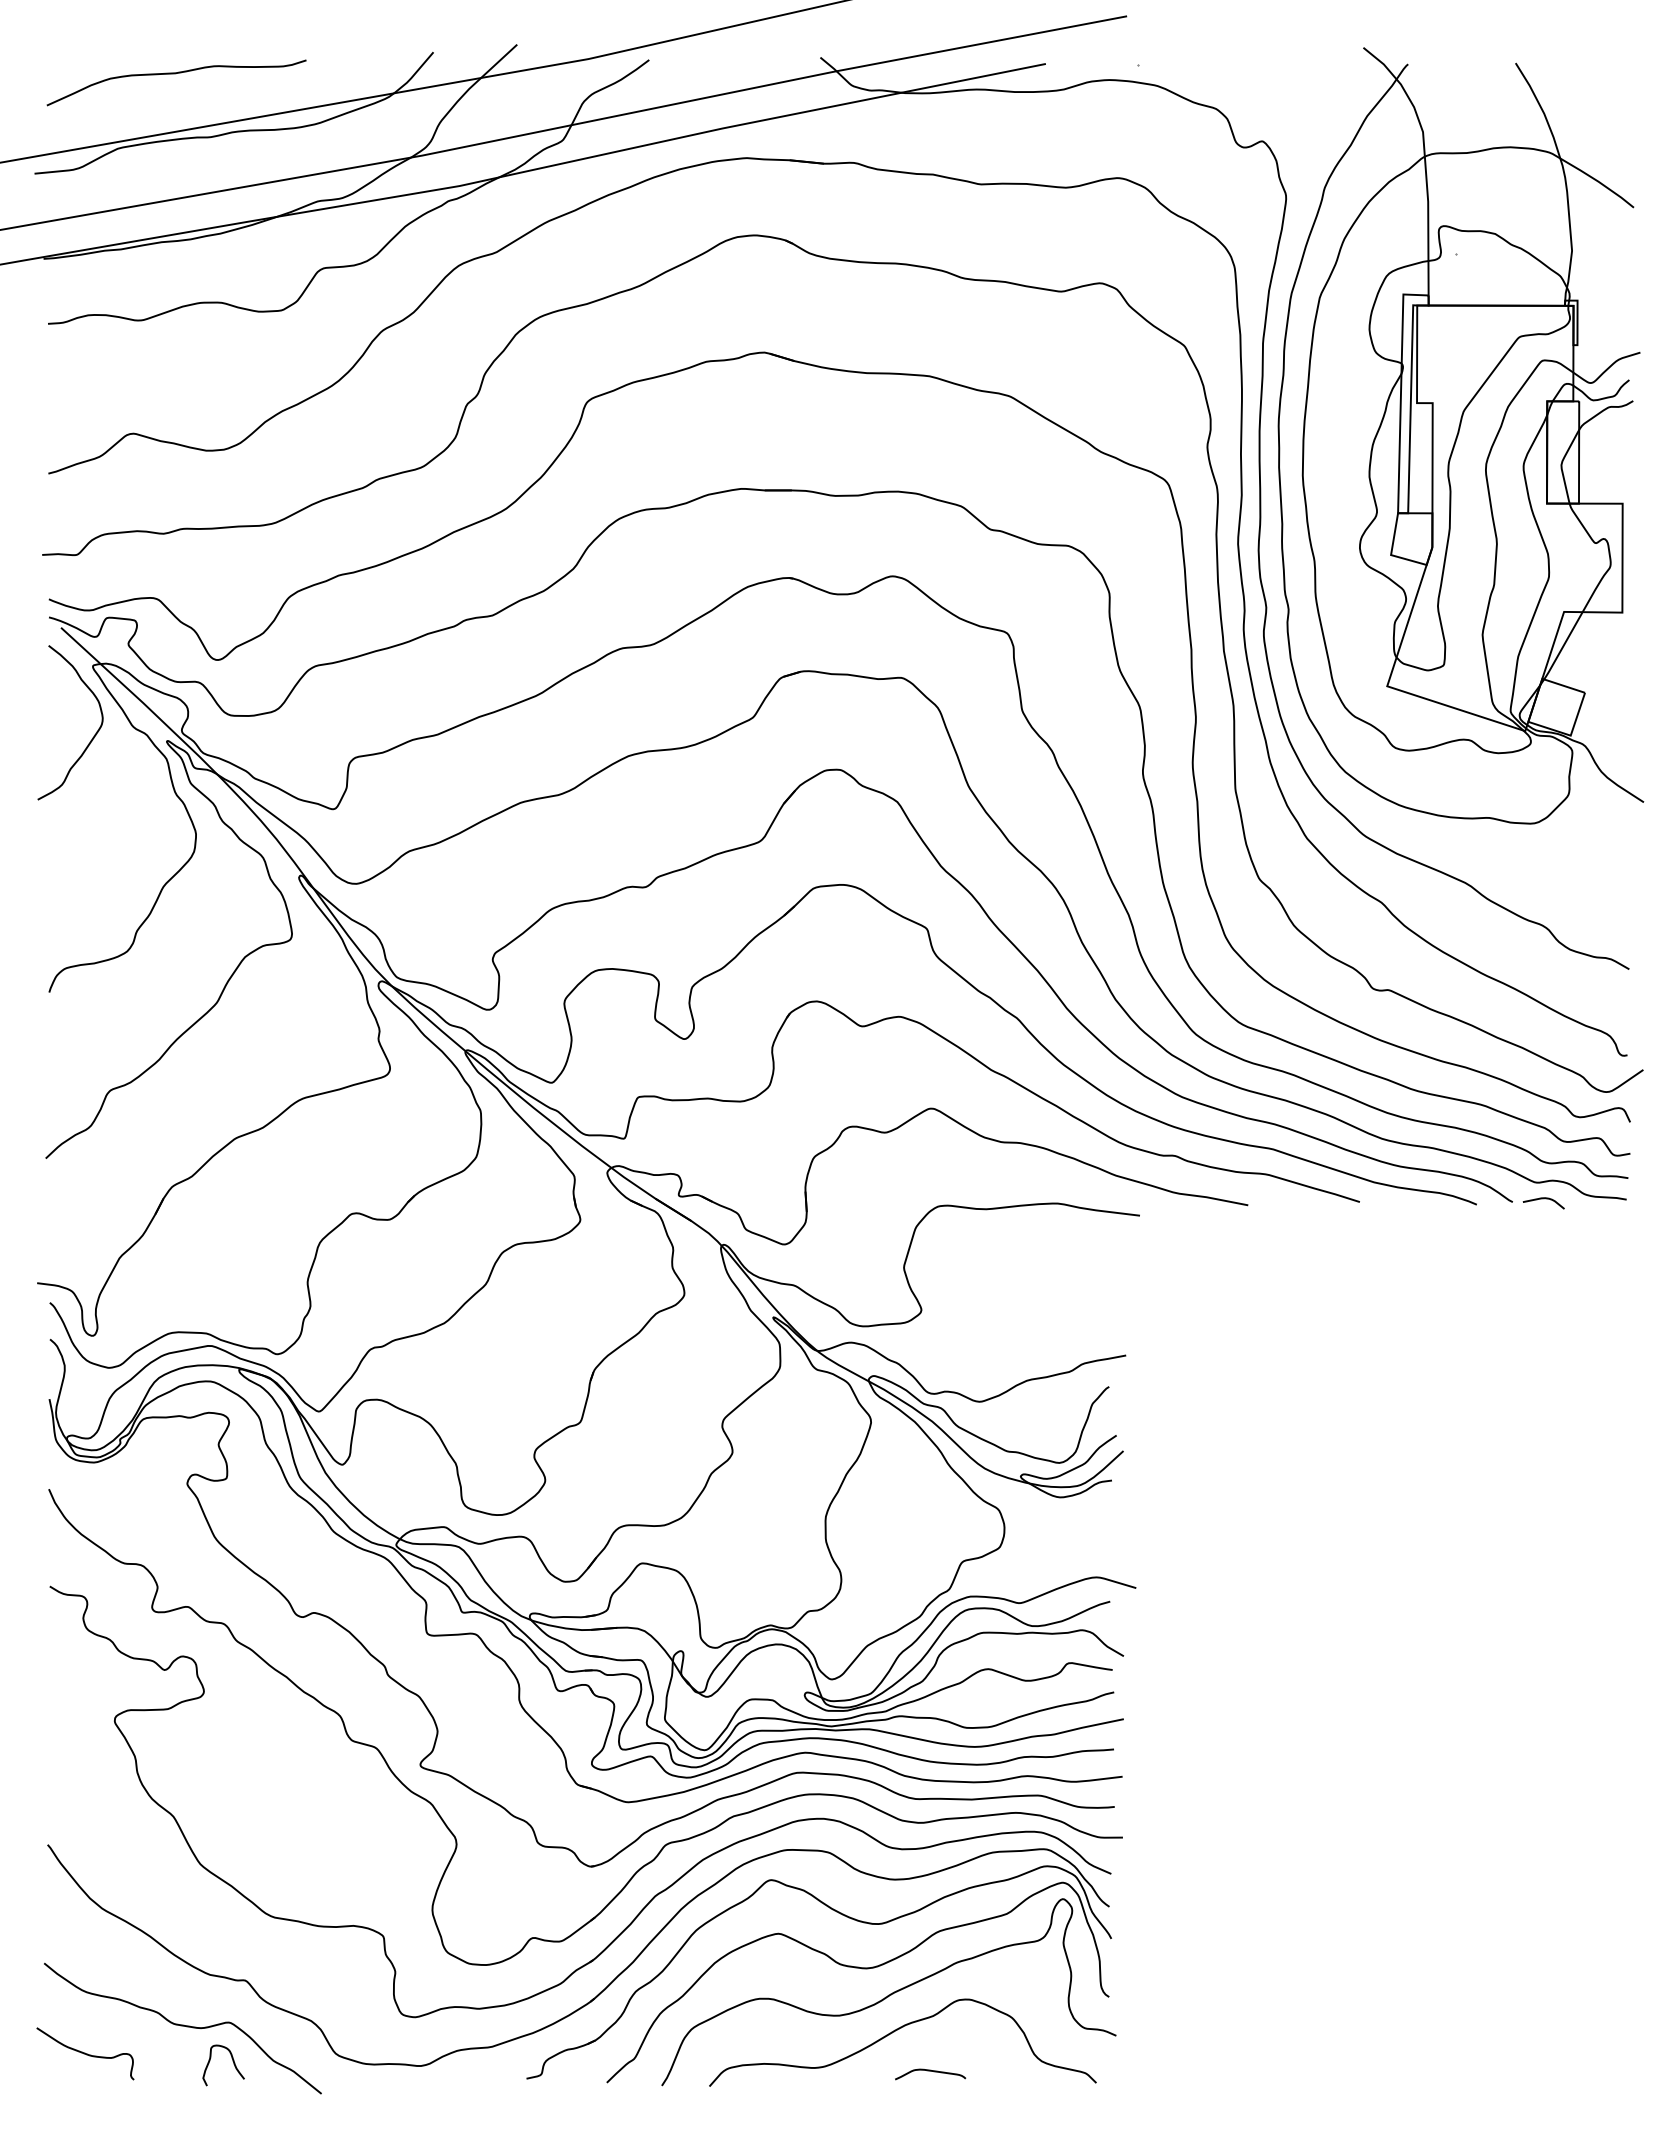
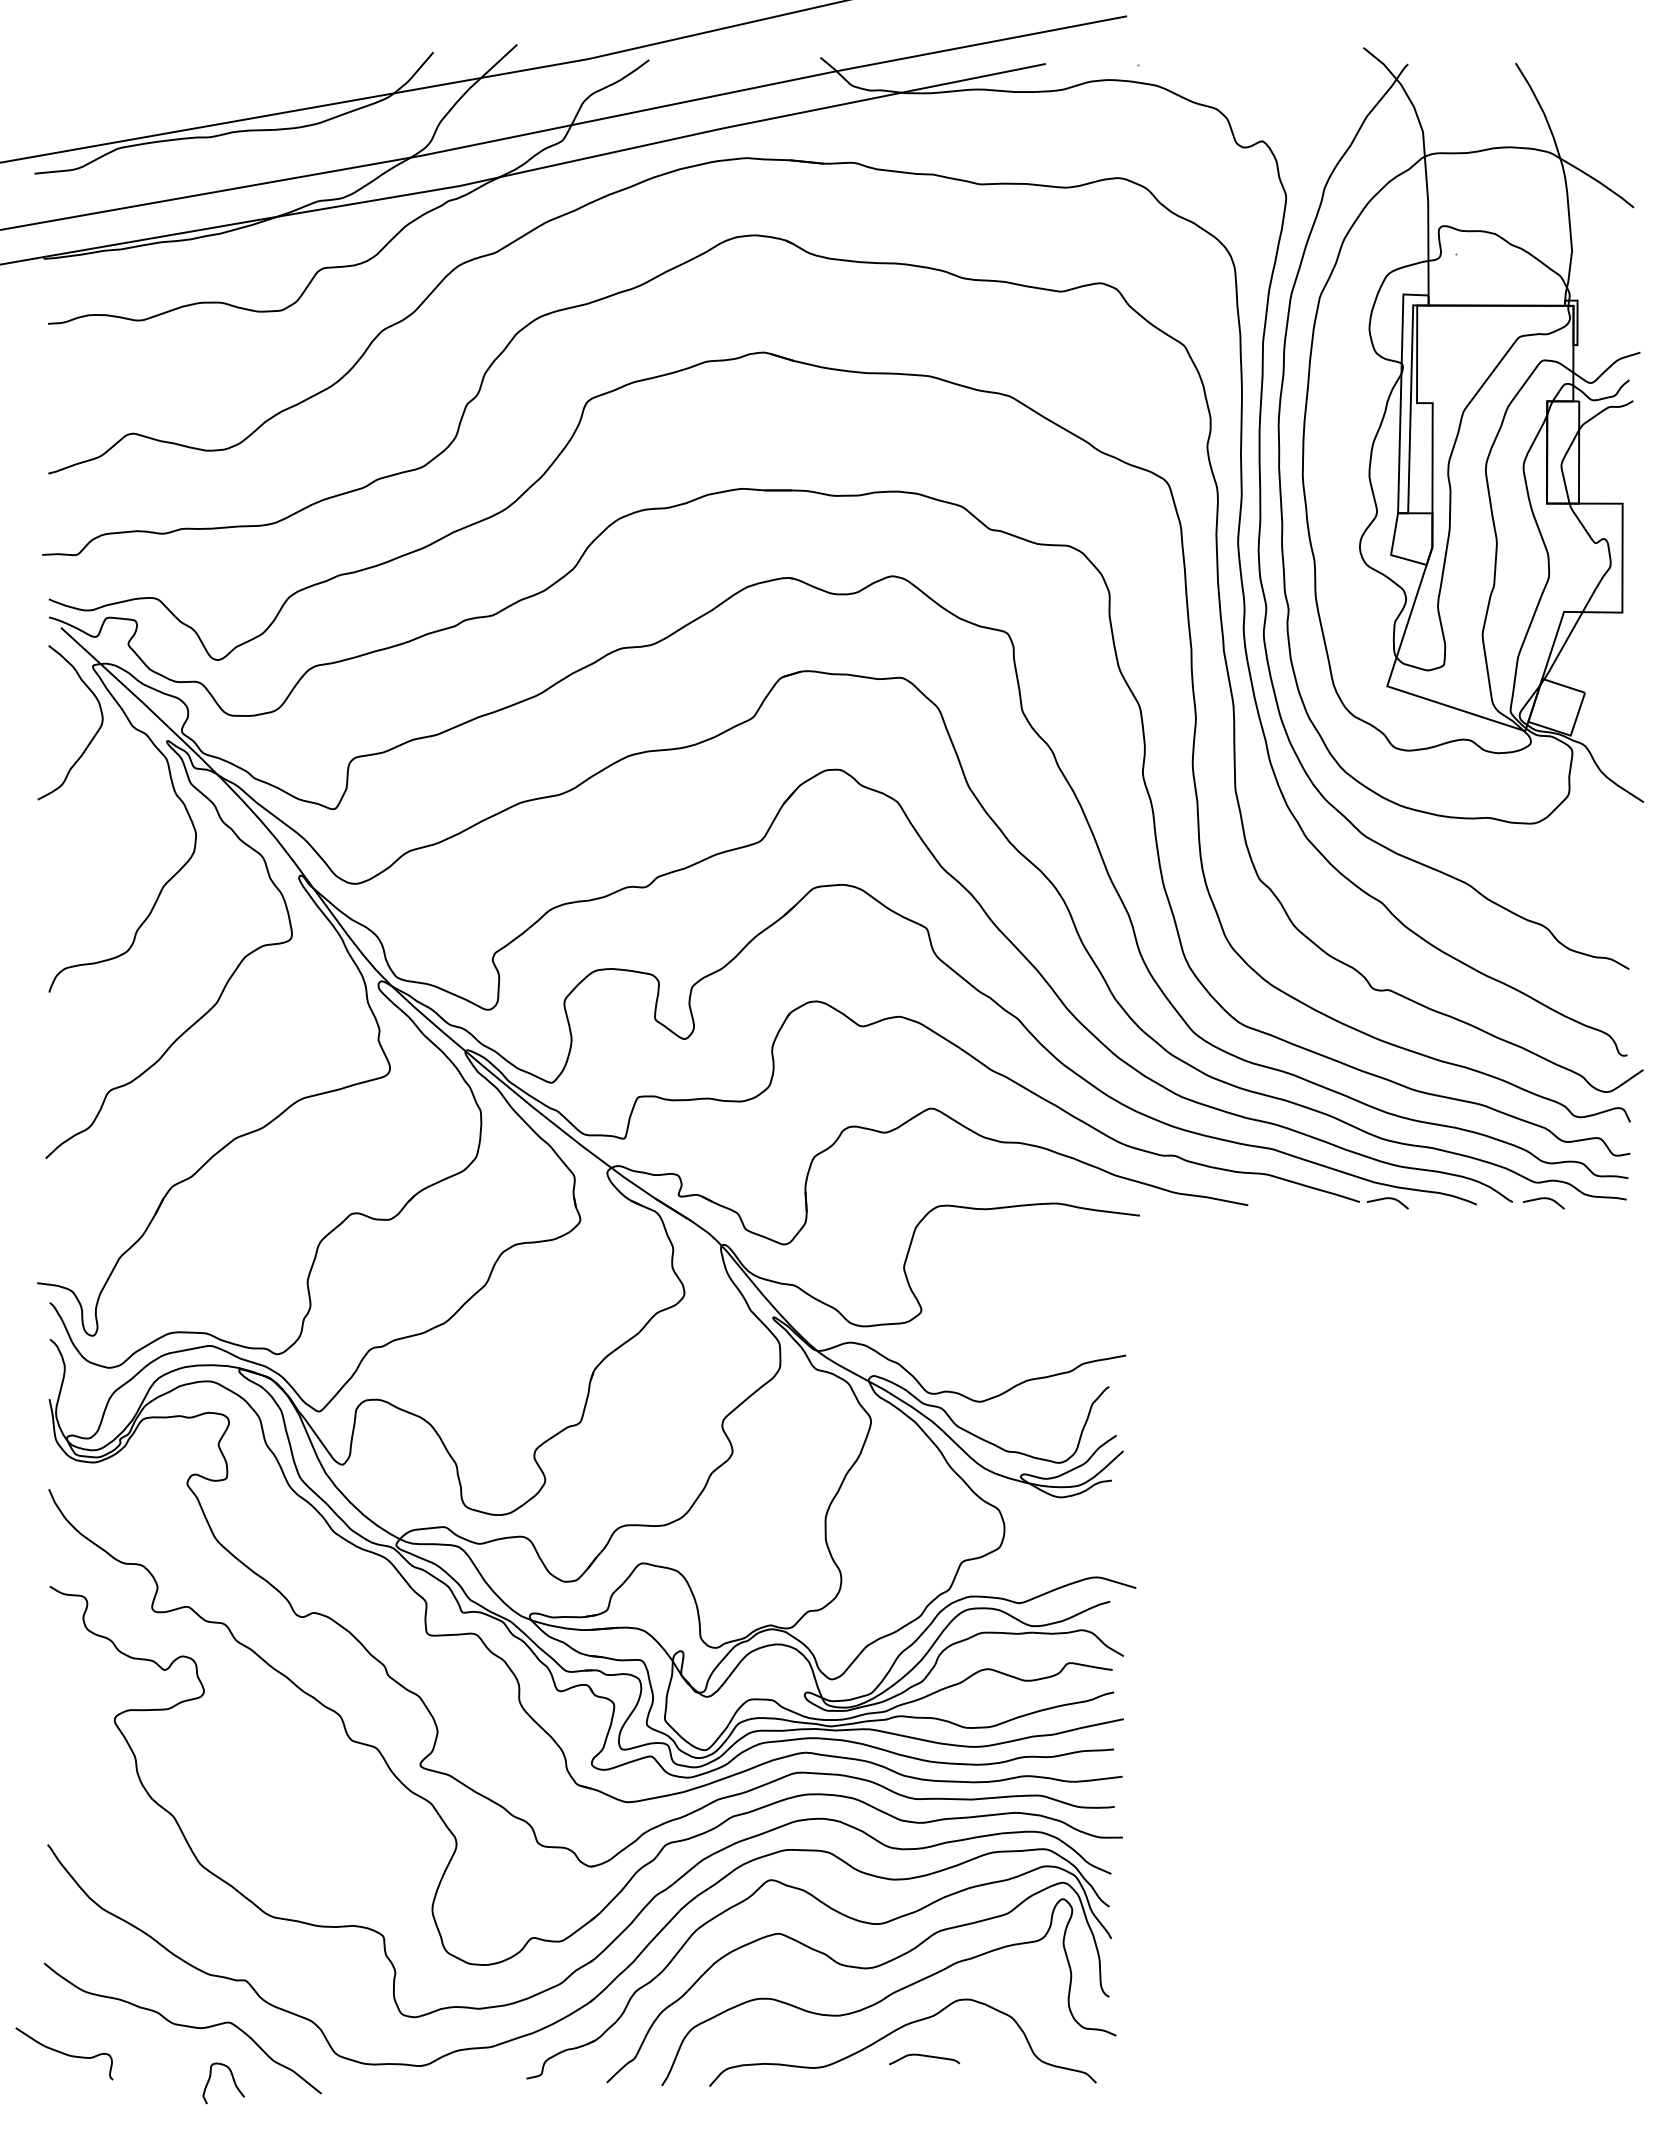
curve: present -> none (175, 74)
curve: none -> present (1387, 1199)
curve position: (85, 2053) -> (64, 2053) (64, 2053)
curve position: (232, 2061) -> (232, 2079) (232, 2079)
curve position: (930, 2071) -> (924, 2056) (924, 2056)
